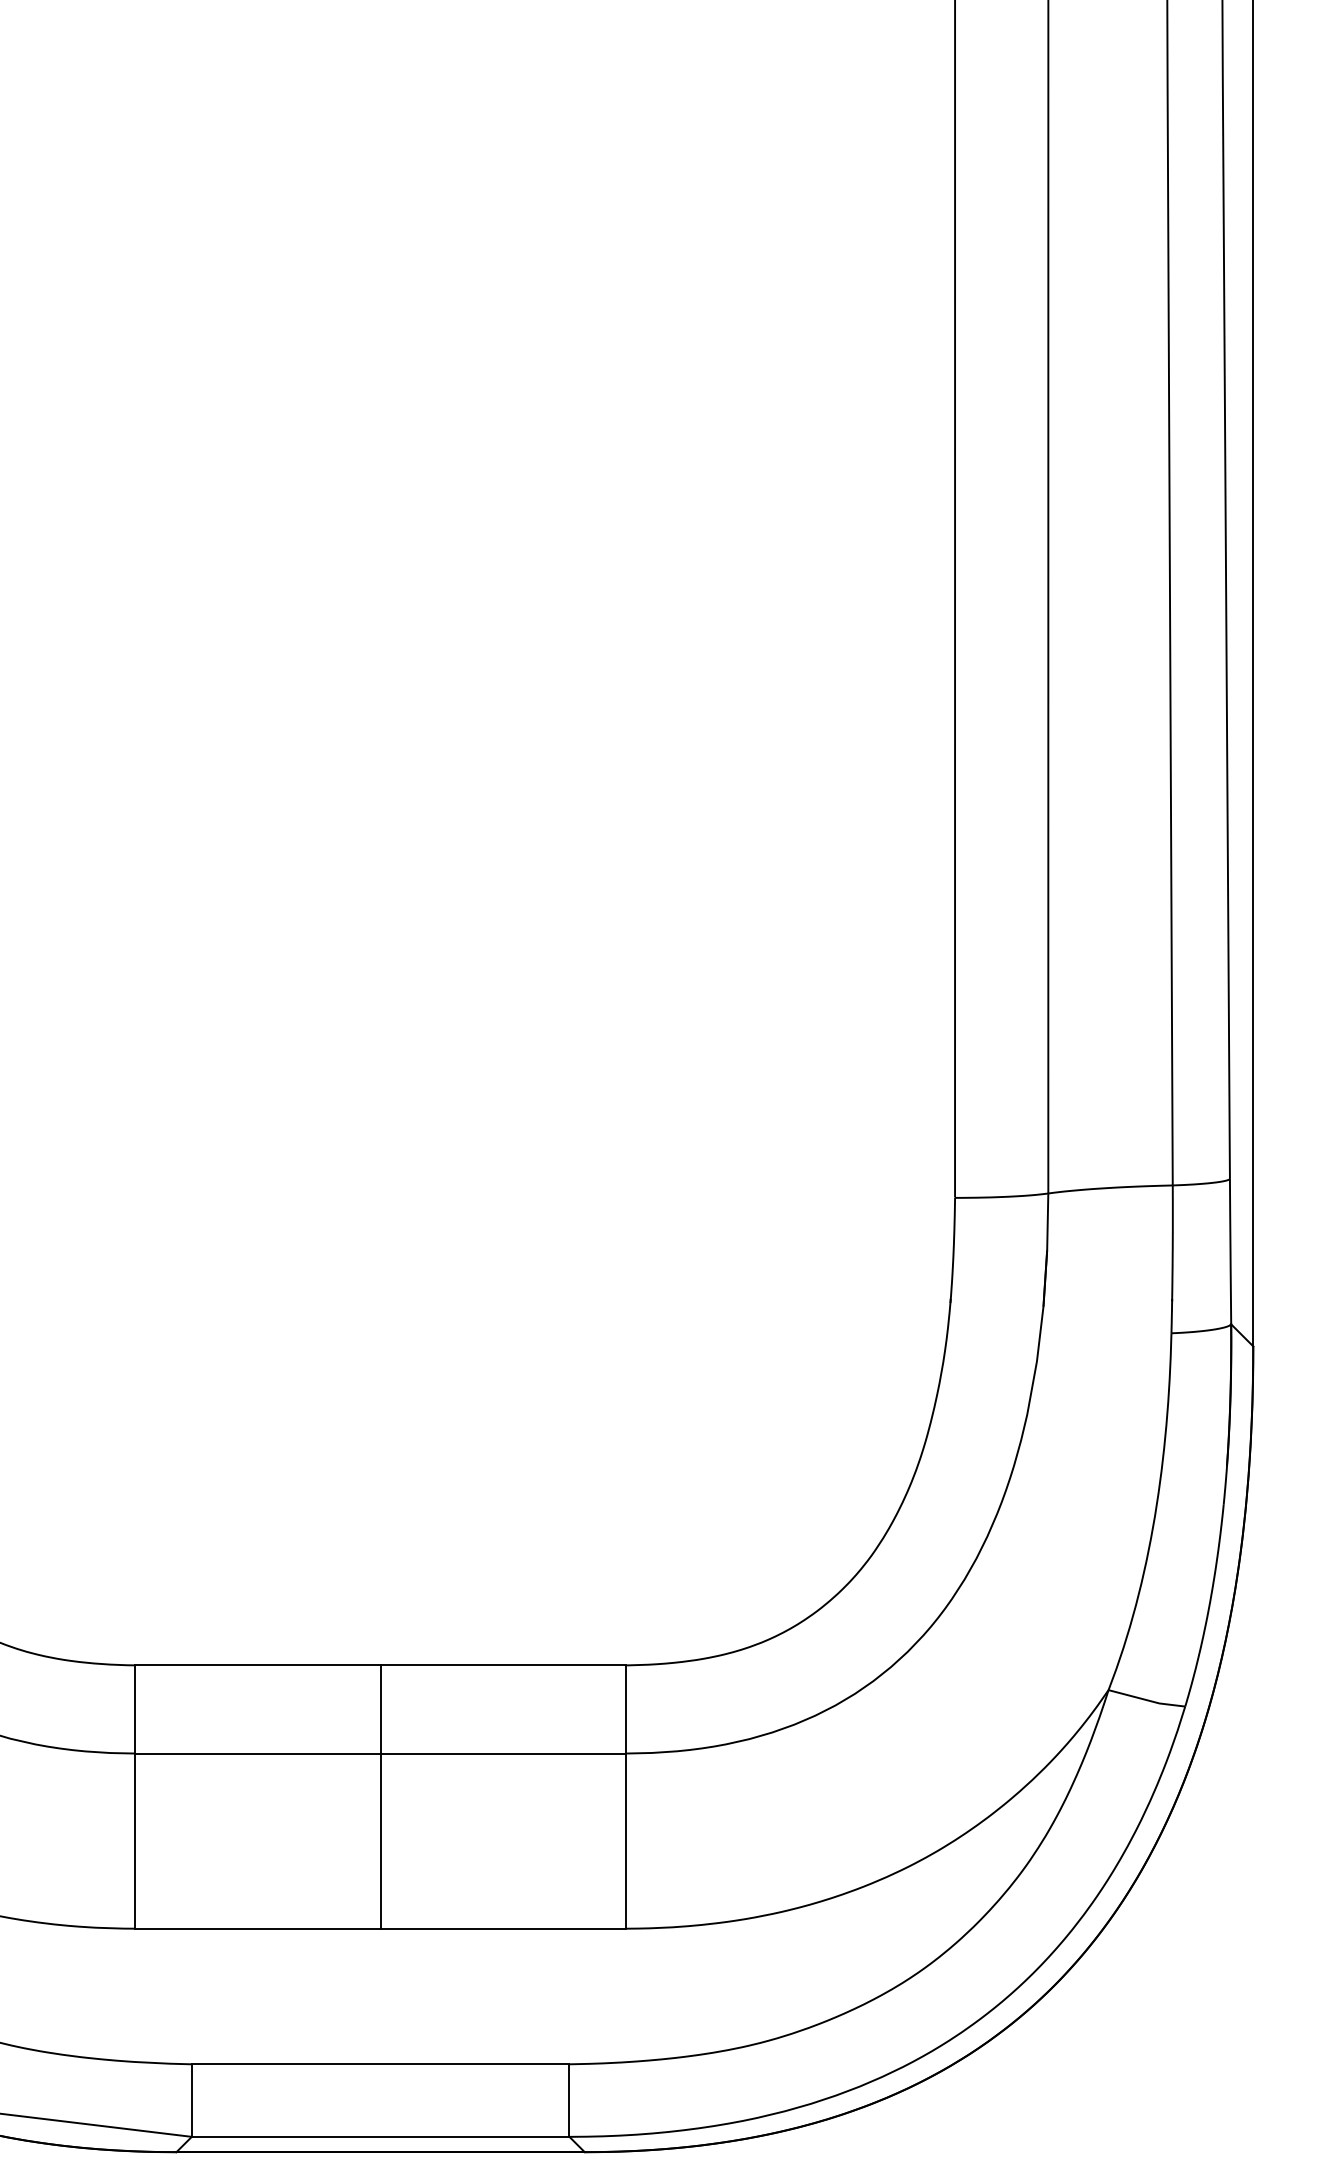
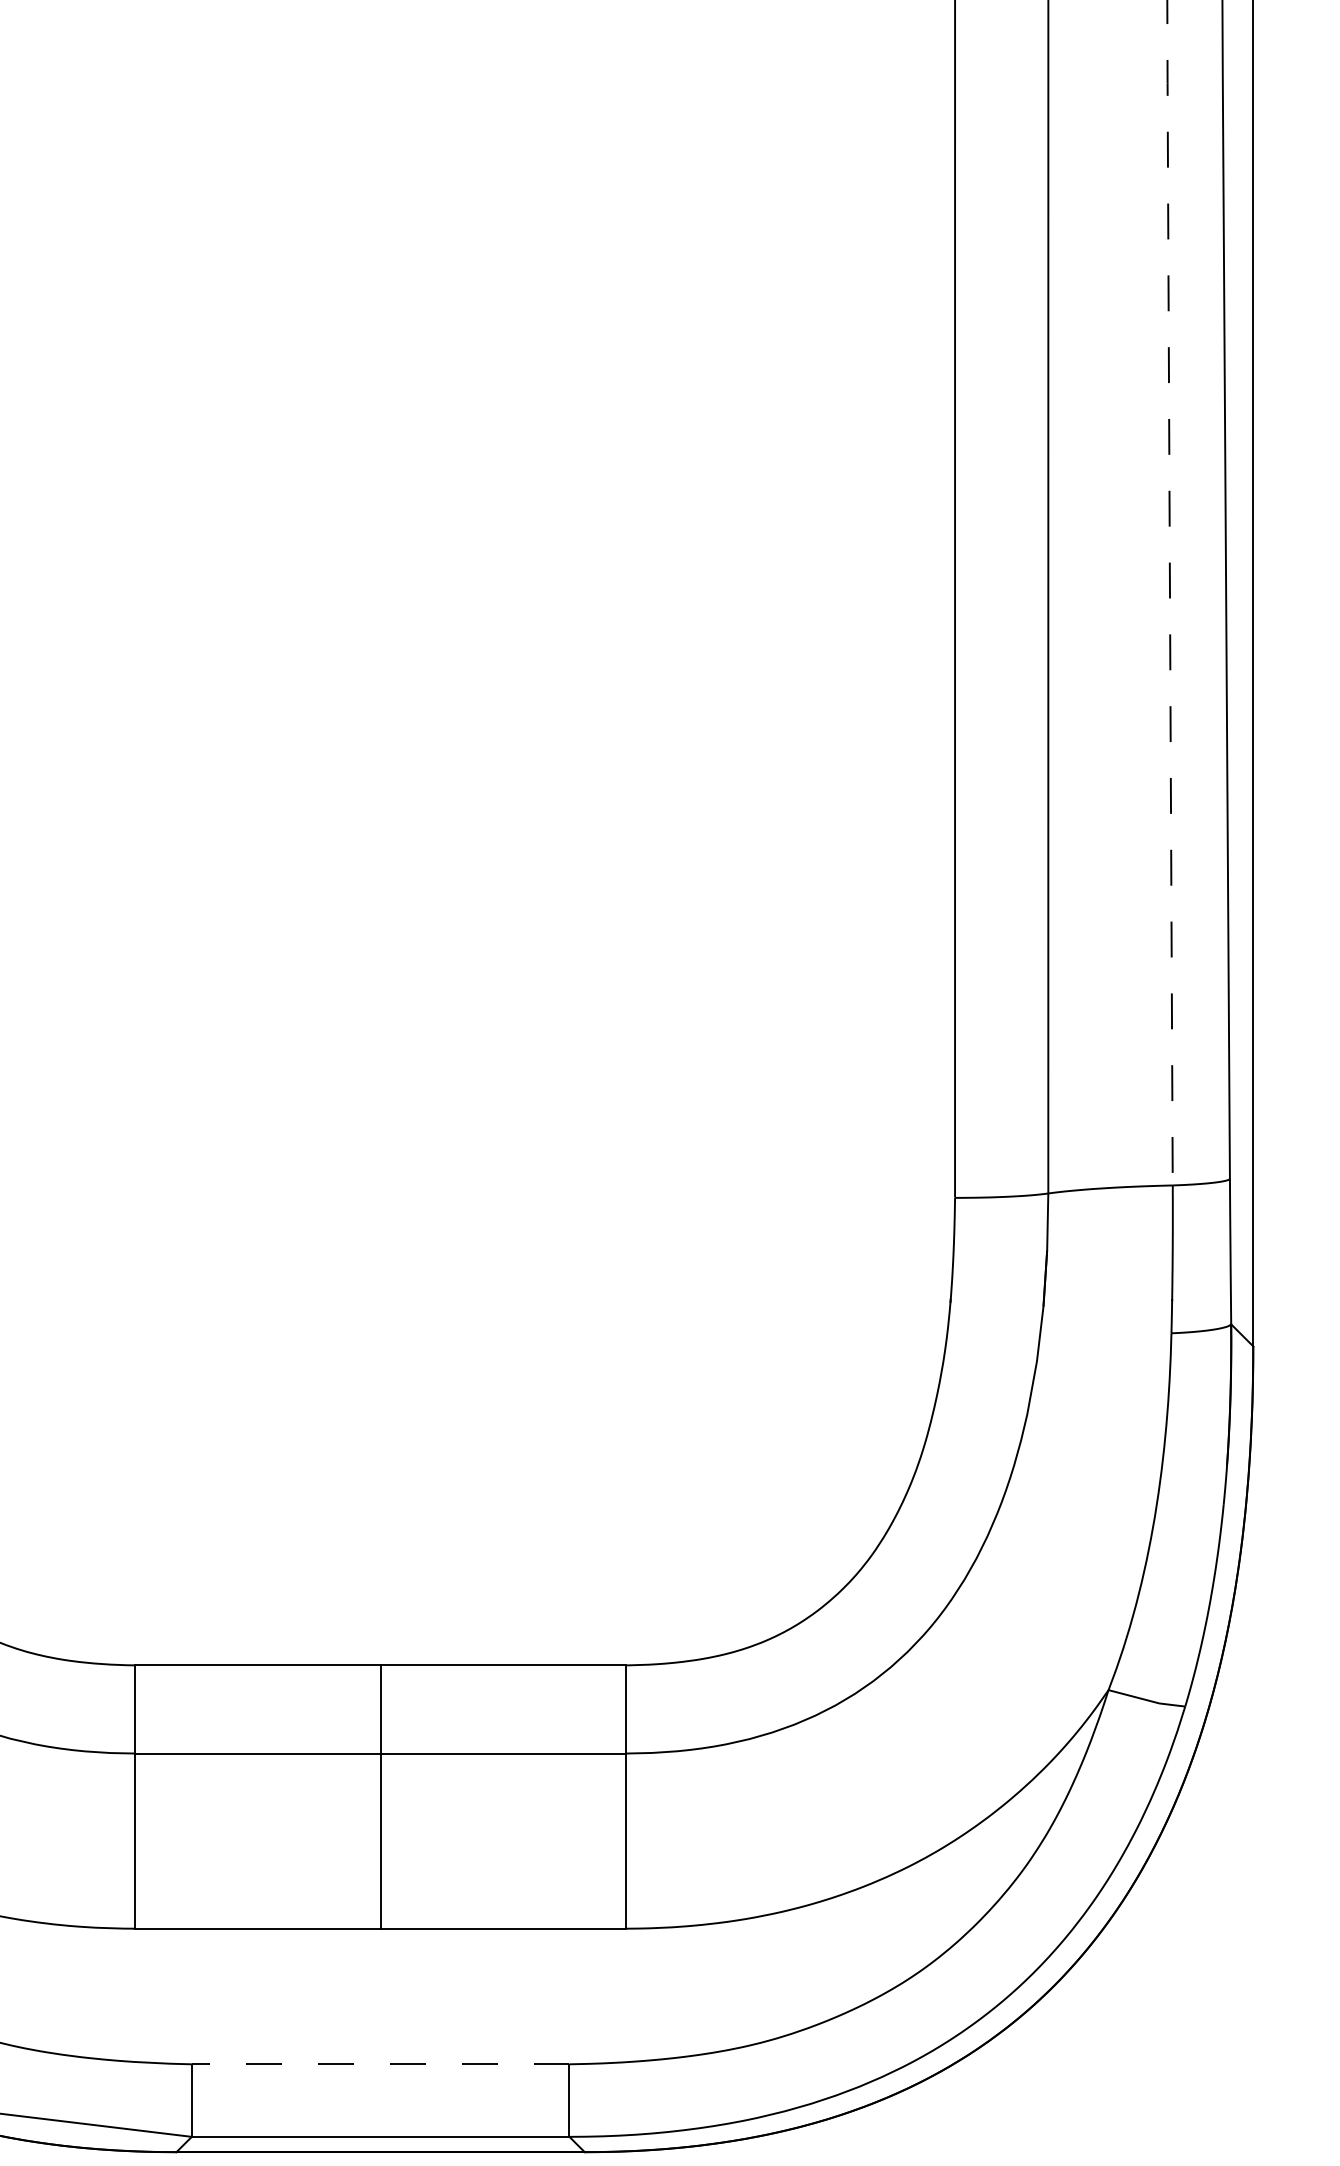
line: solid -> dashed (1169, 592)
line: solid -> dashed (380, 2064)
